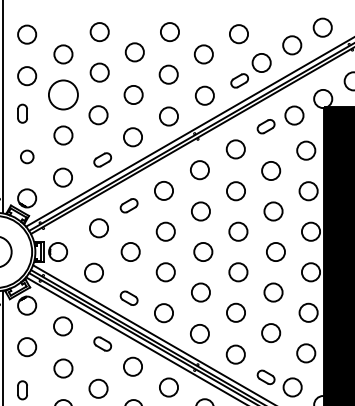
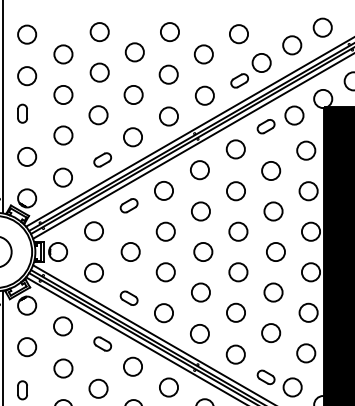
circle diameter: 29 px -> 18 px (63, 94)
line: none -> present (192, 146)
circle size: 15x16 px -> 21x20 px (27, 156)
circle position: (98, 228) -> (93, 231) (93, 231)
